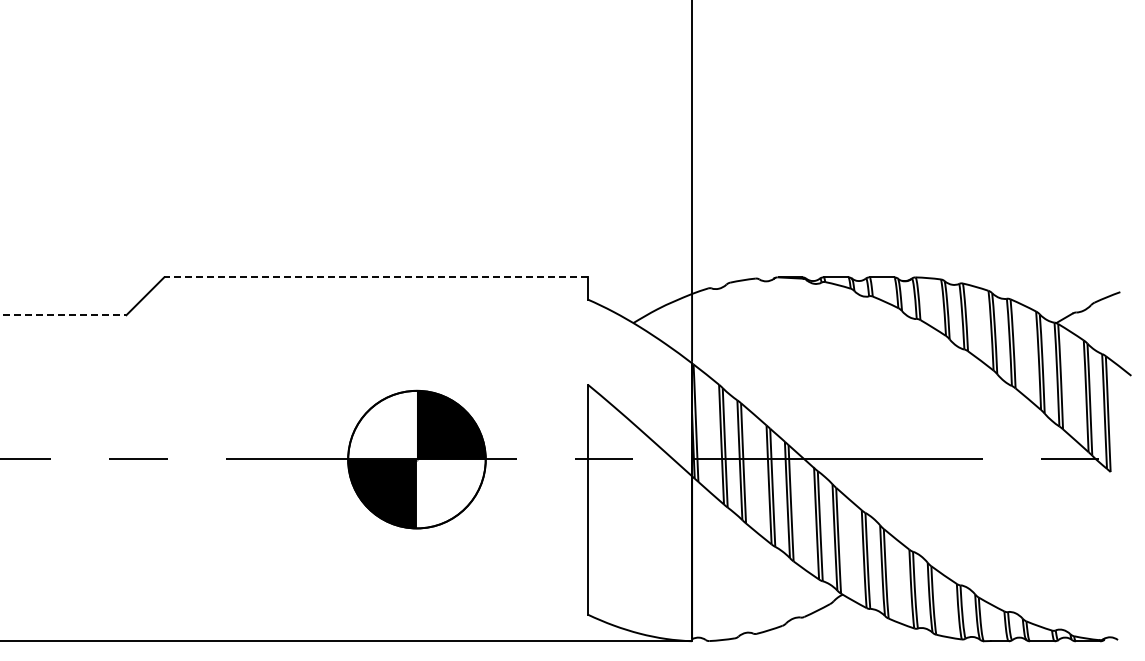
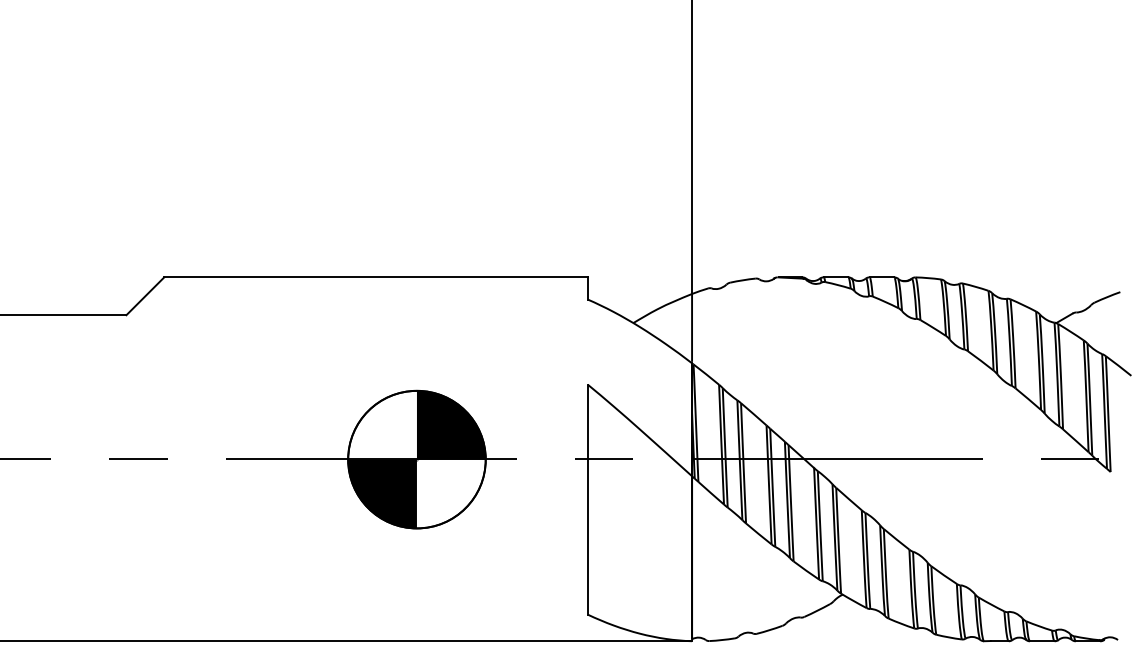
line: dashed -> solid (376, 277)
line: dashed -> solid (63, 315)
